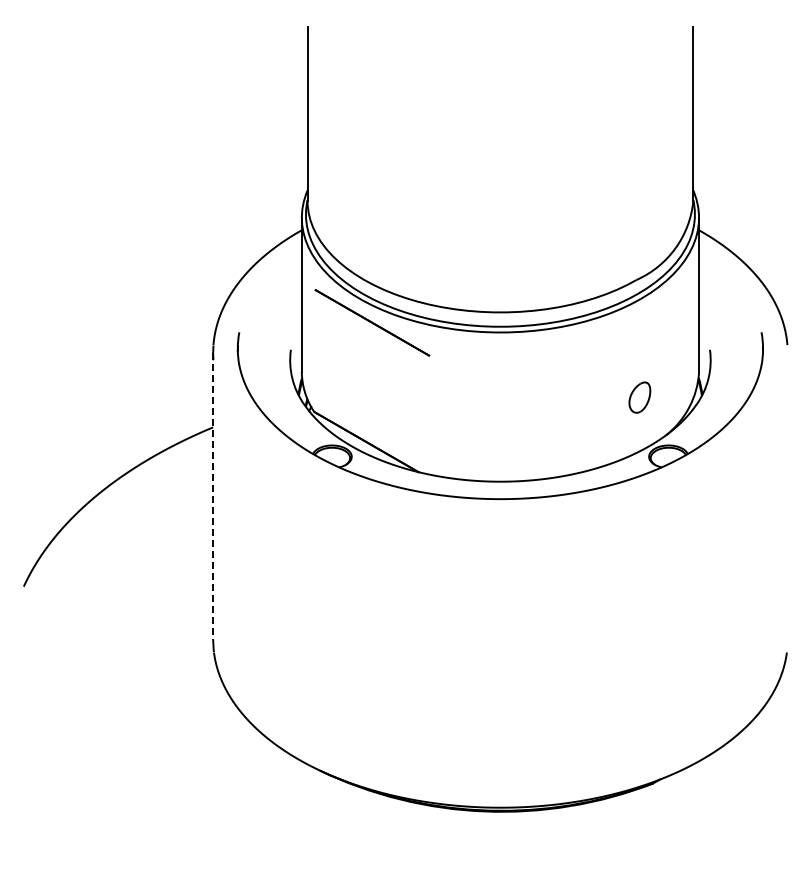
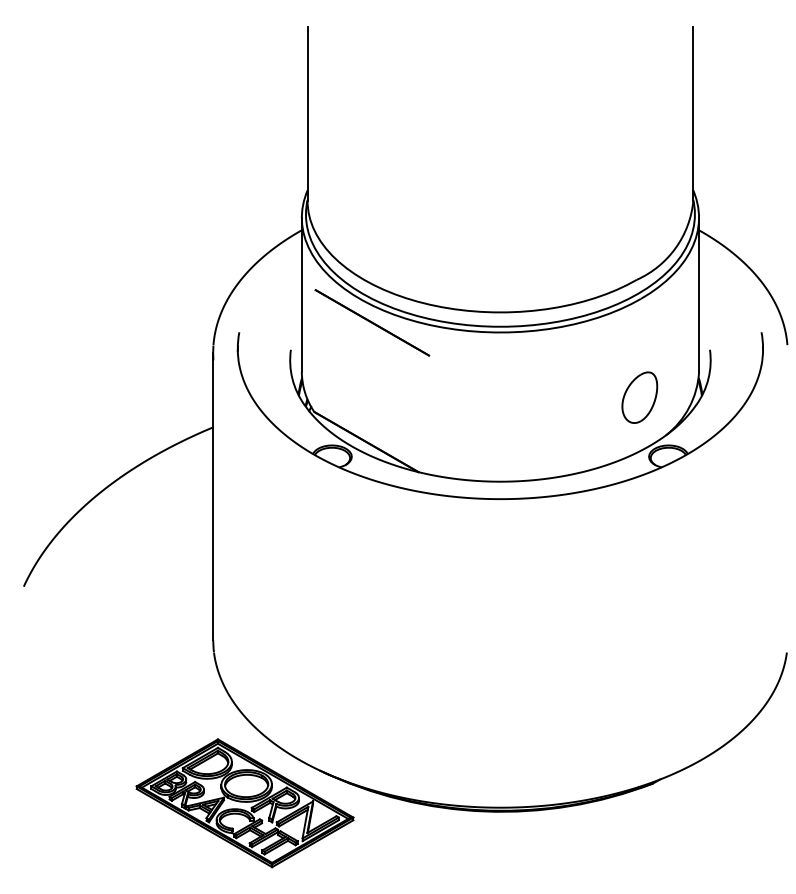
part size: 24x33 px -> 38x53 px (639, 397)
line: dashed -> solid (213, 496)
part: none -> present (244, 803)
